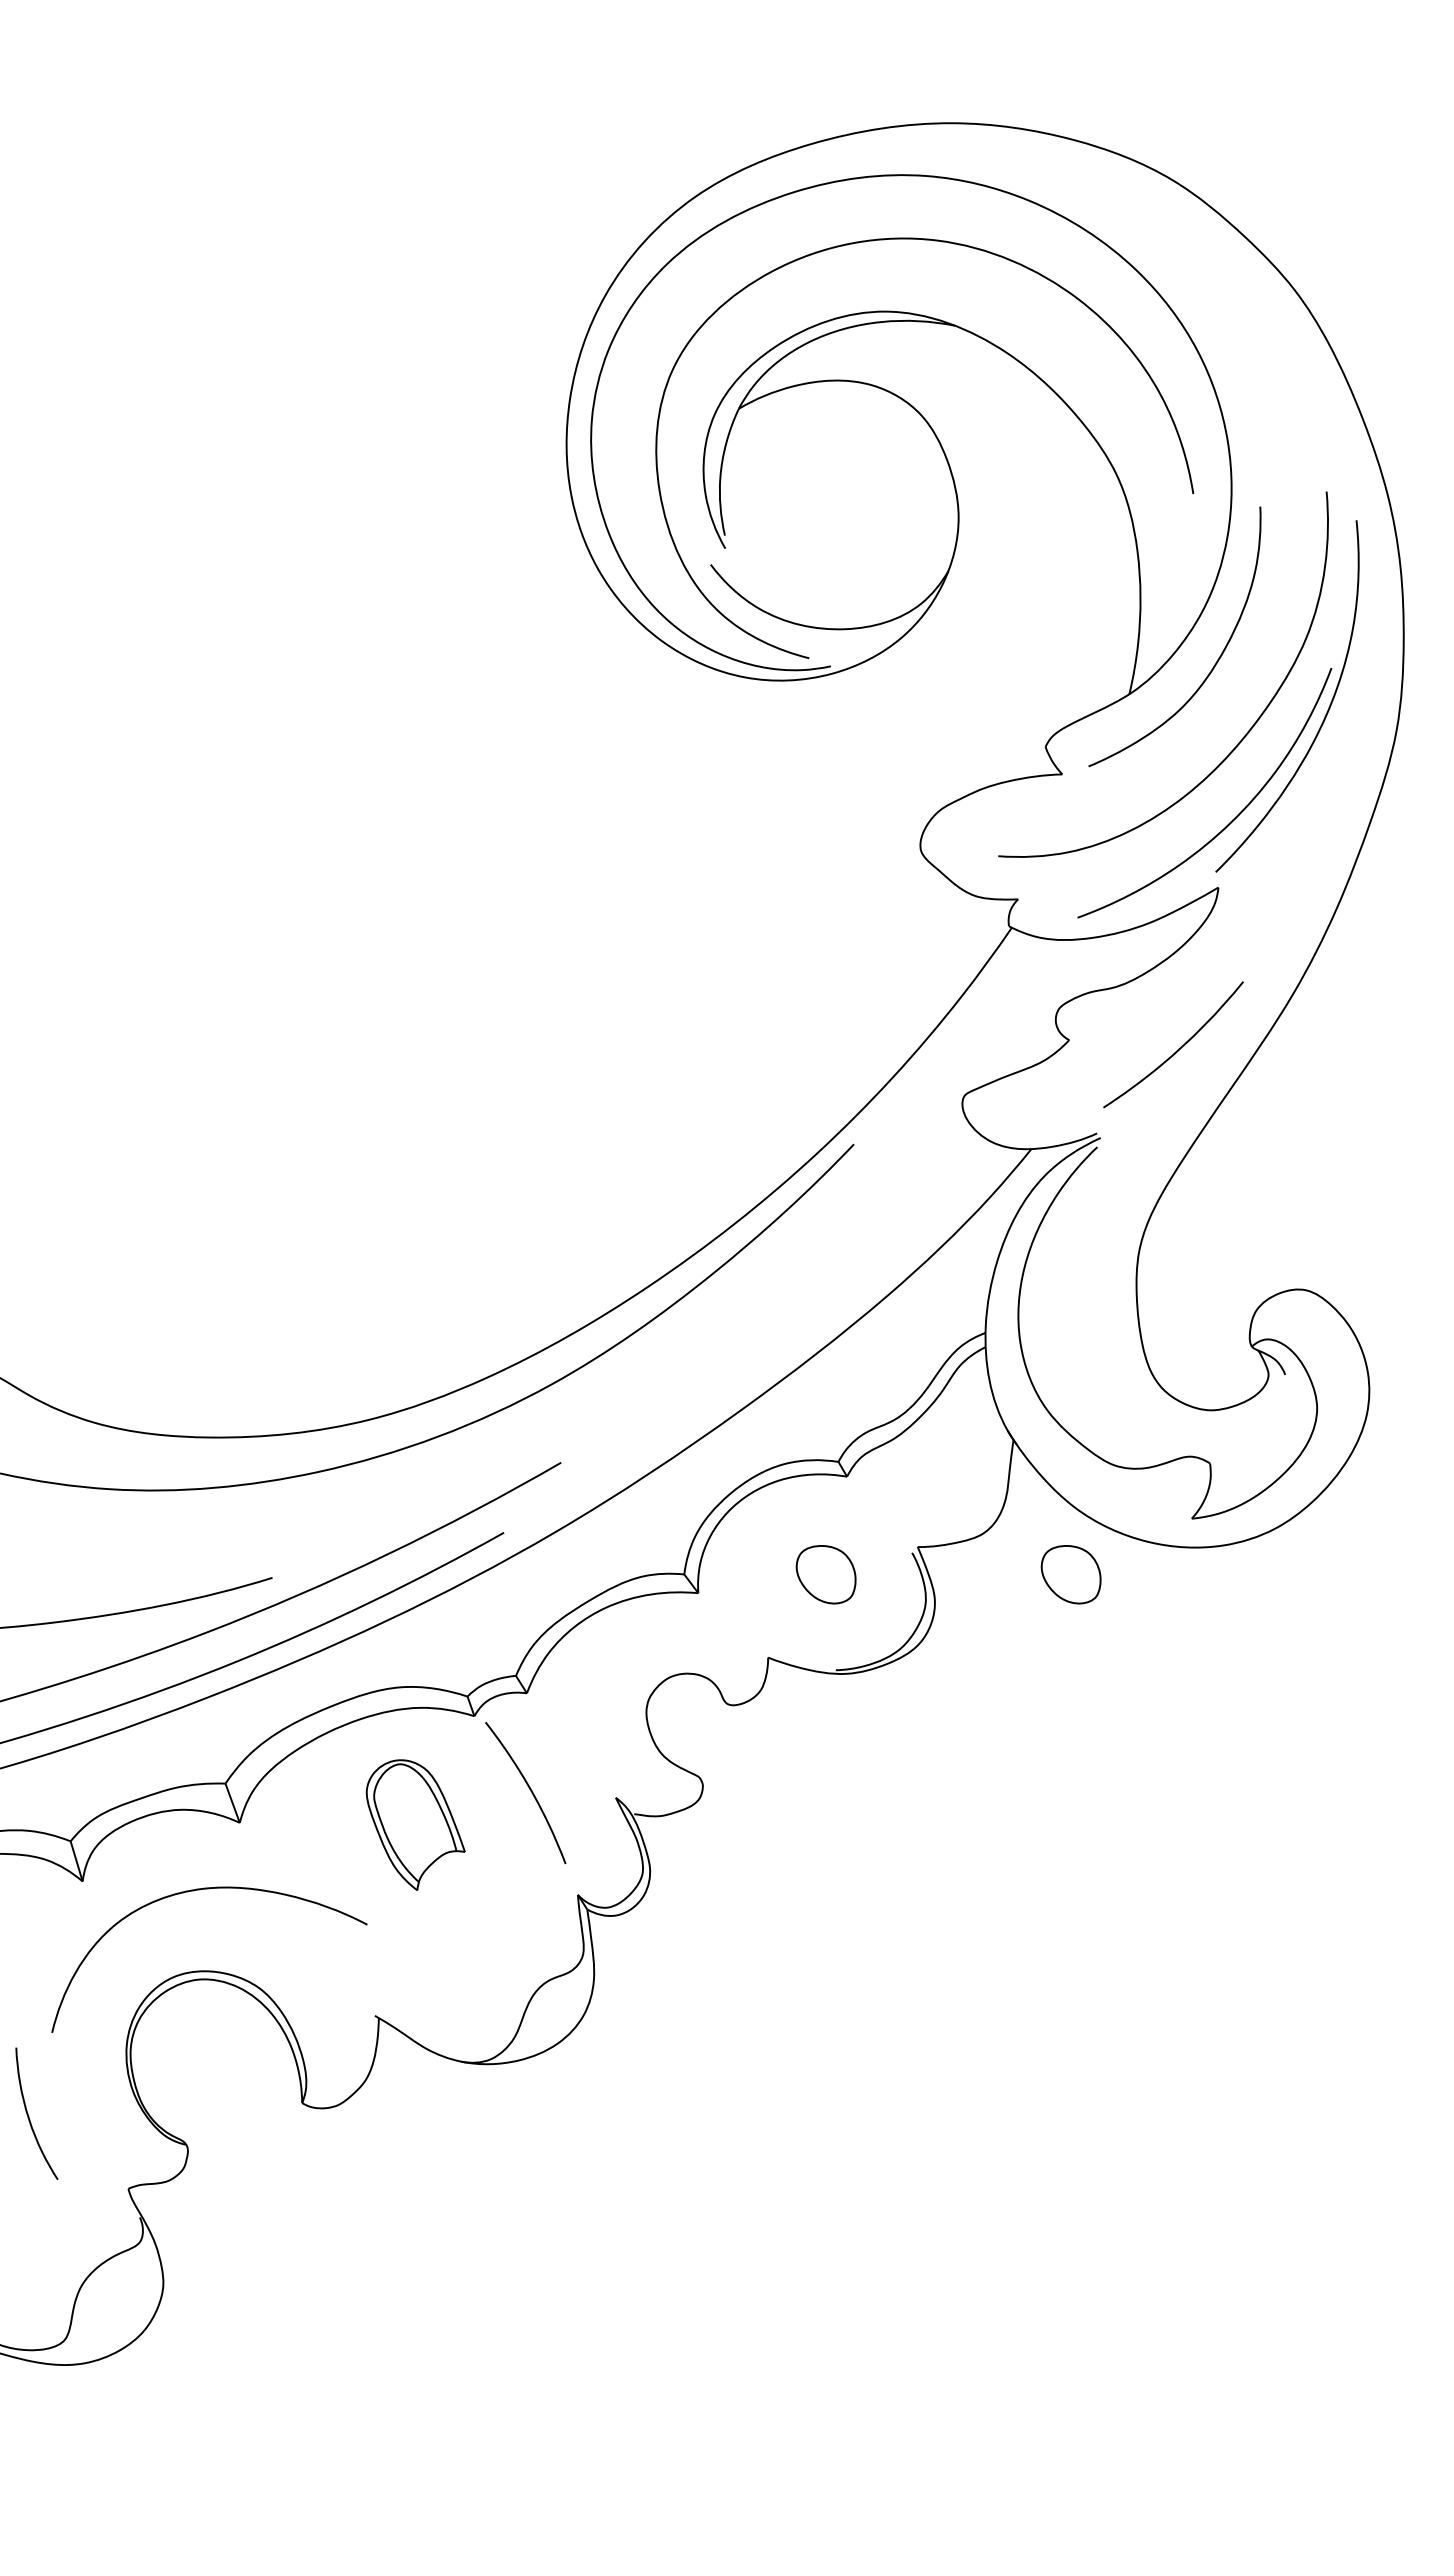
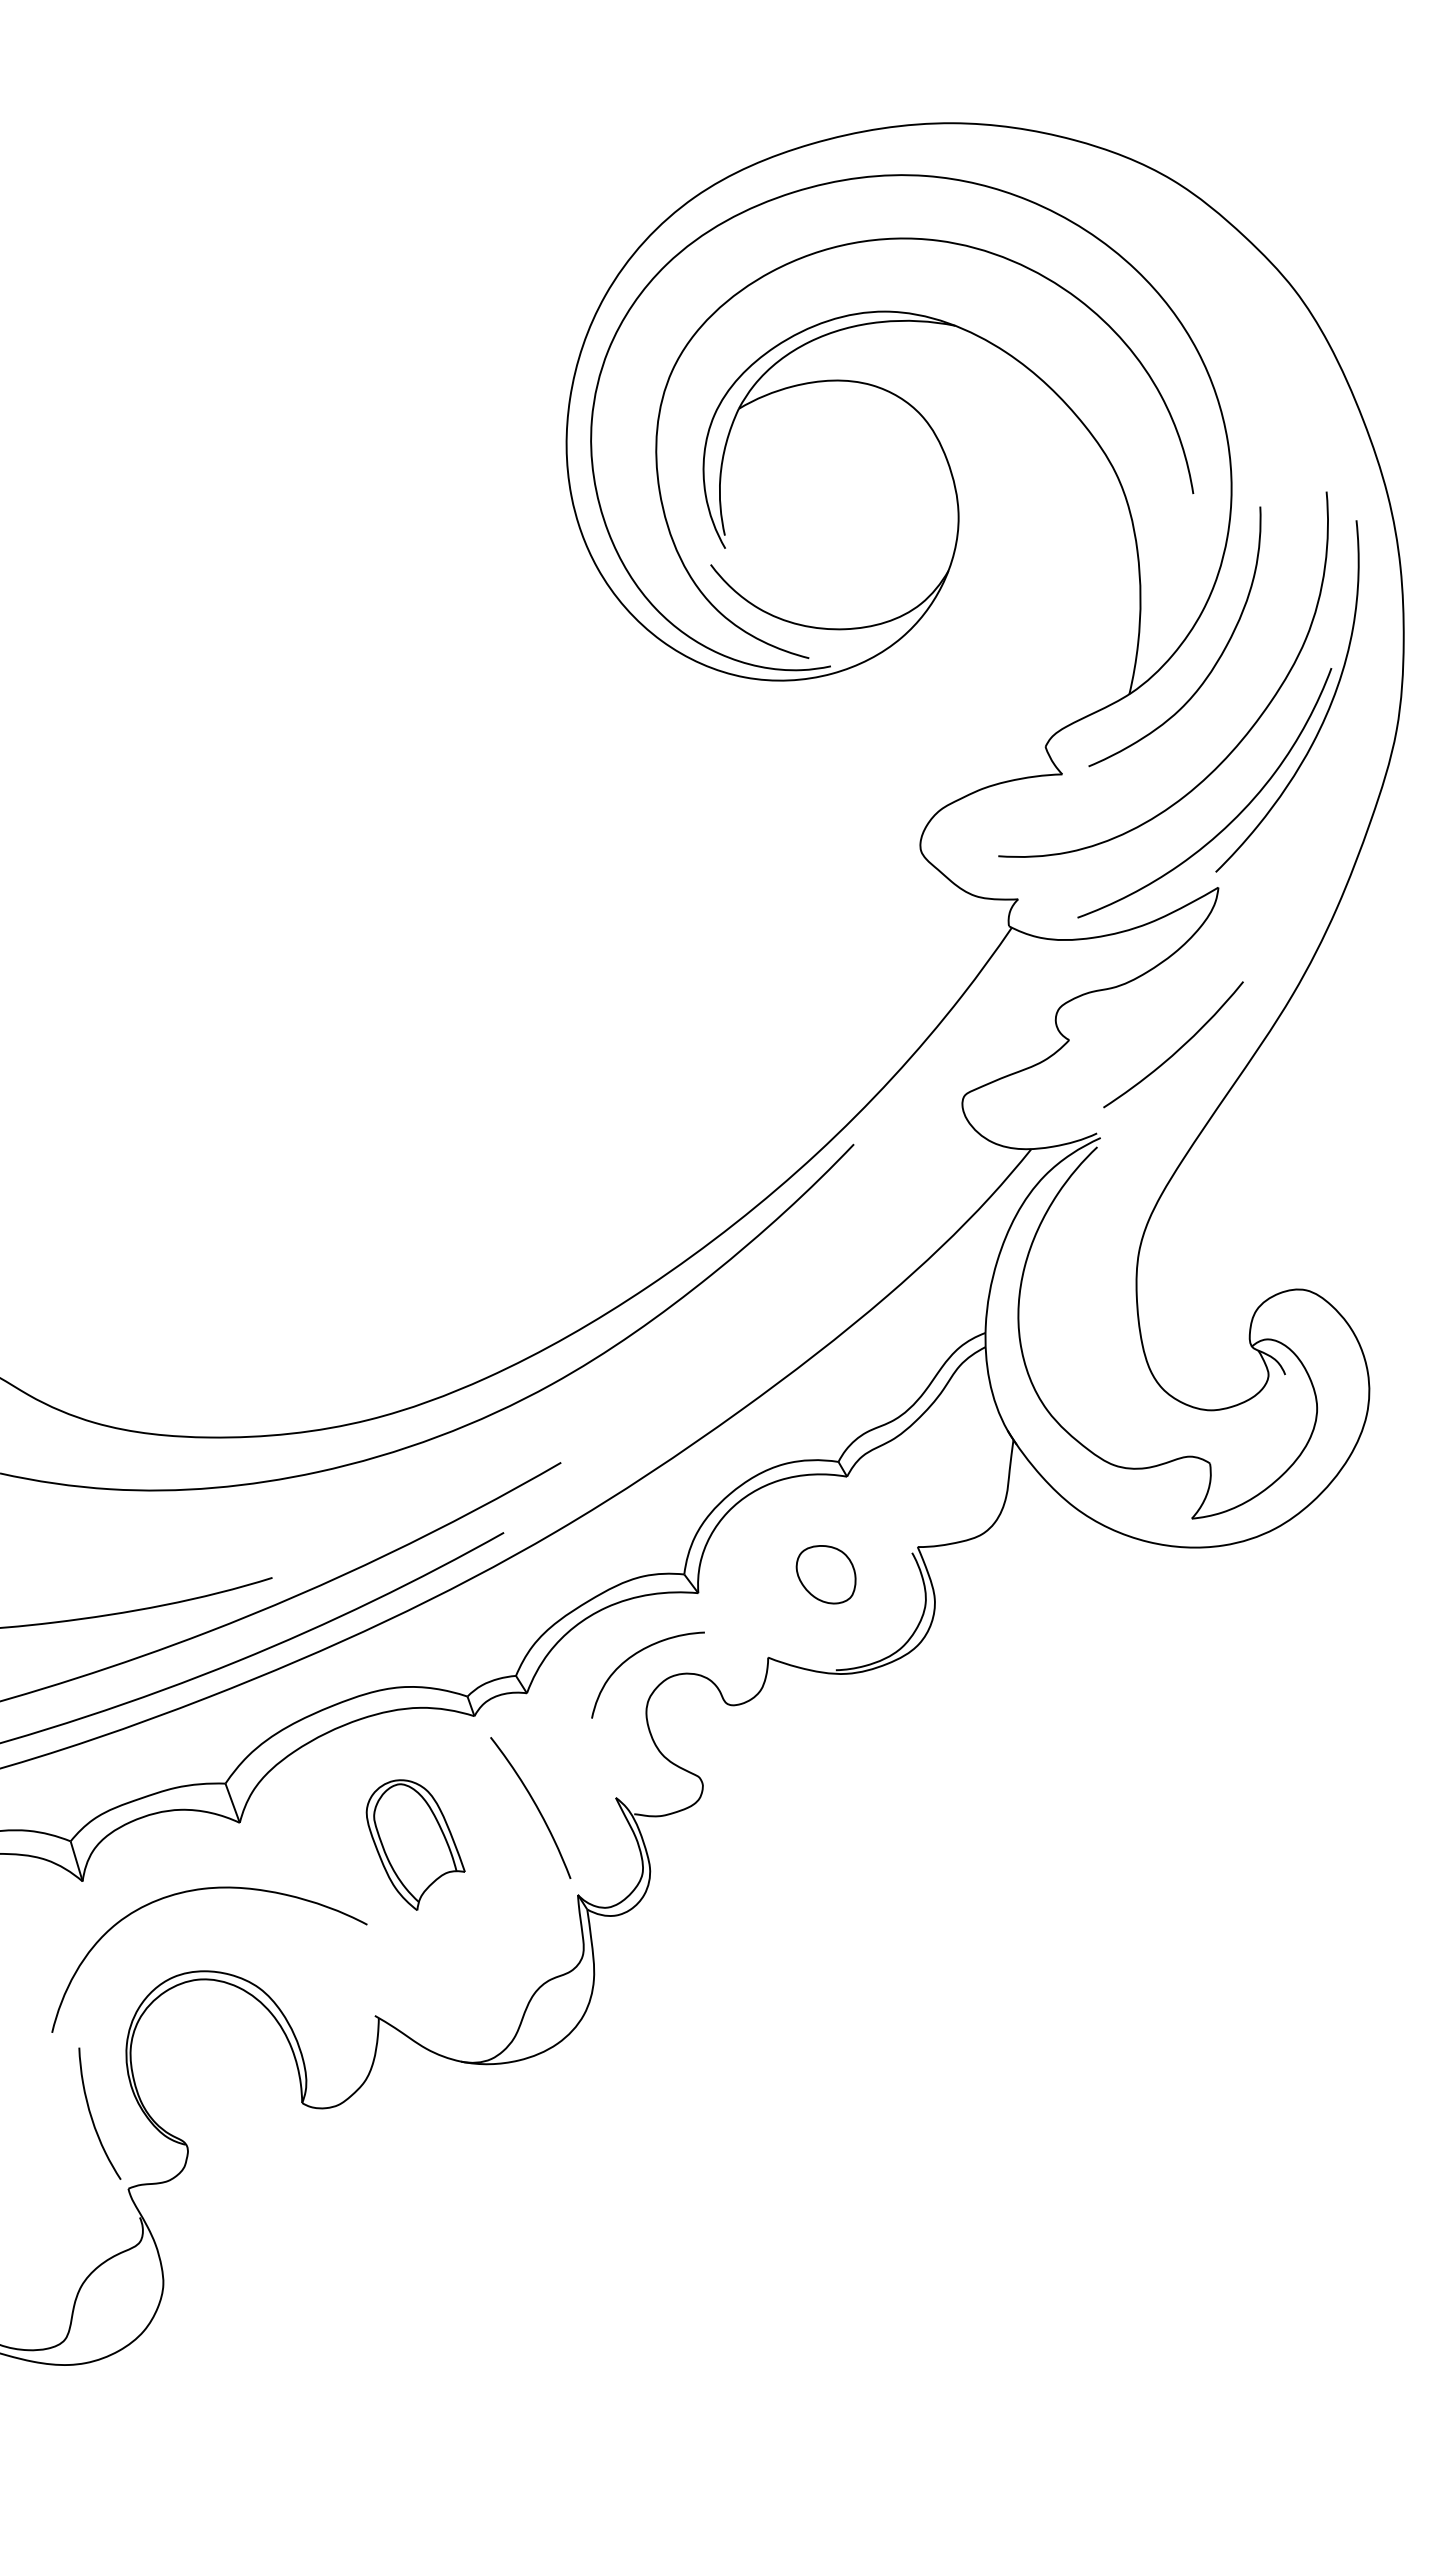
part: present -> none (1070, 1574)
curve: none -> present (632, 1657)
curve position: (529, 1789) -> (534, 1804) (534, 1804)
part position: (415, 1824) -> (415, 1844) (415, 1844)
curve position: (29, 2116) -> (92, 2116) (92, 2116)
